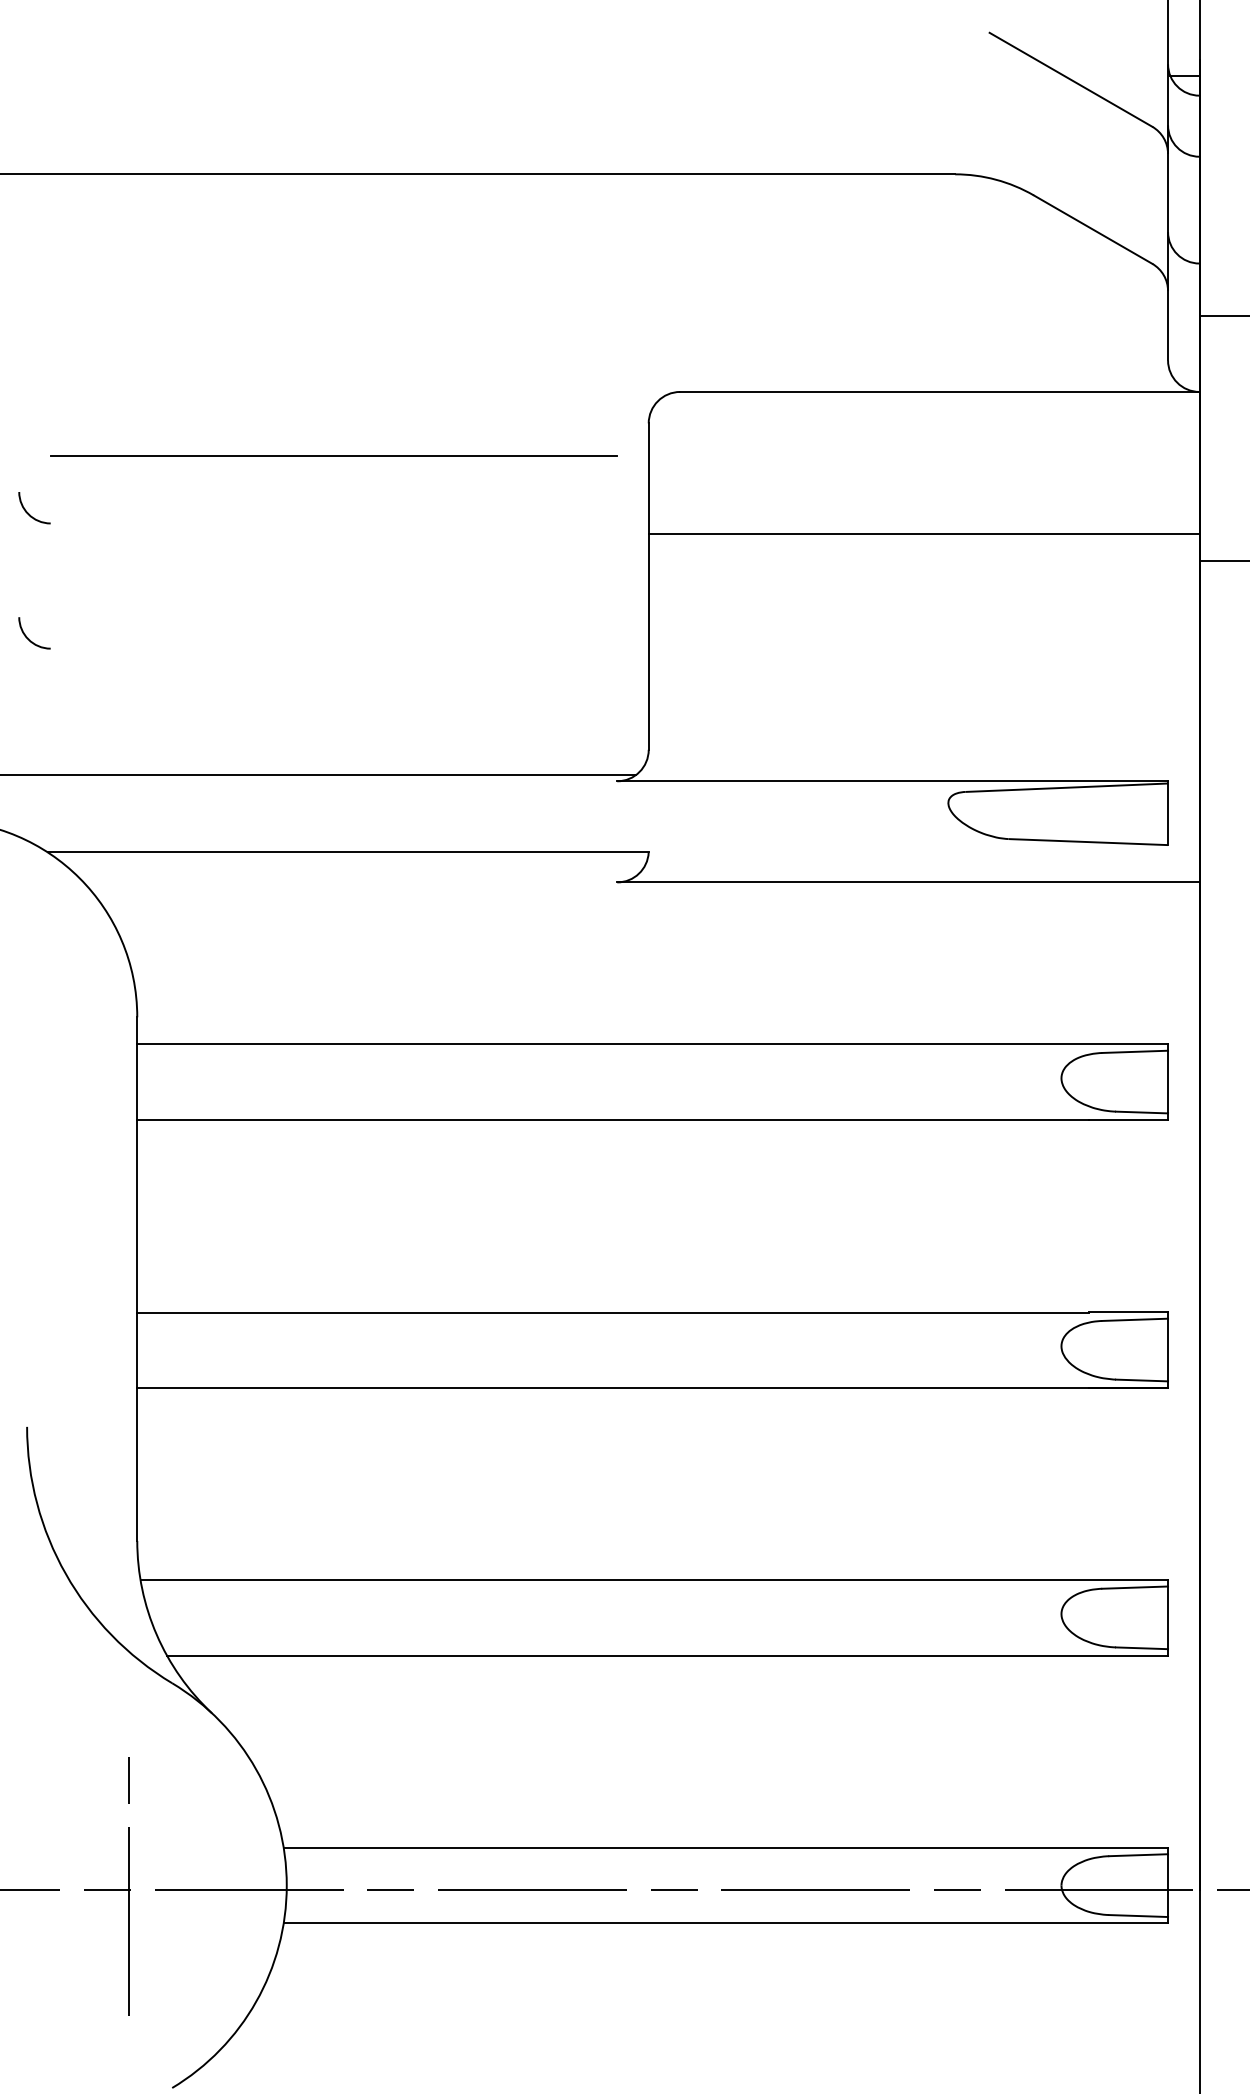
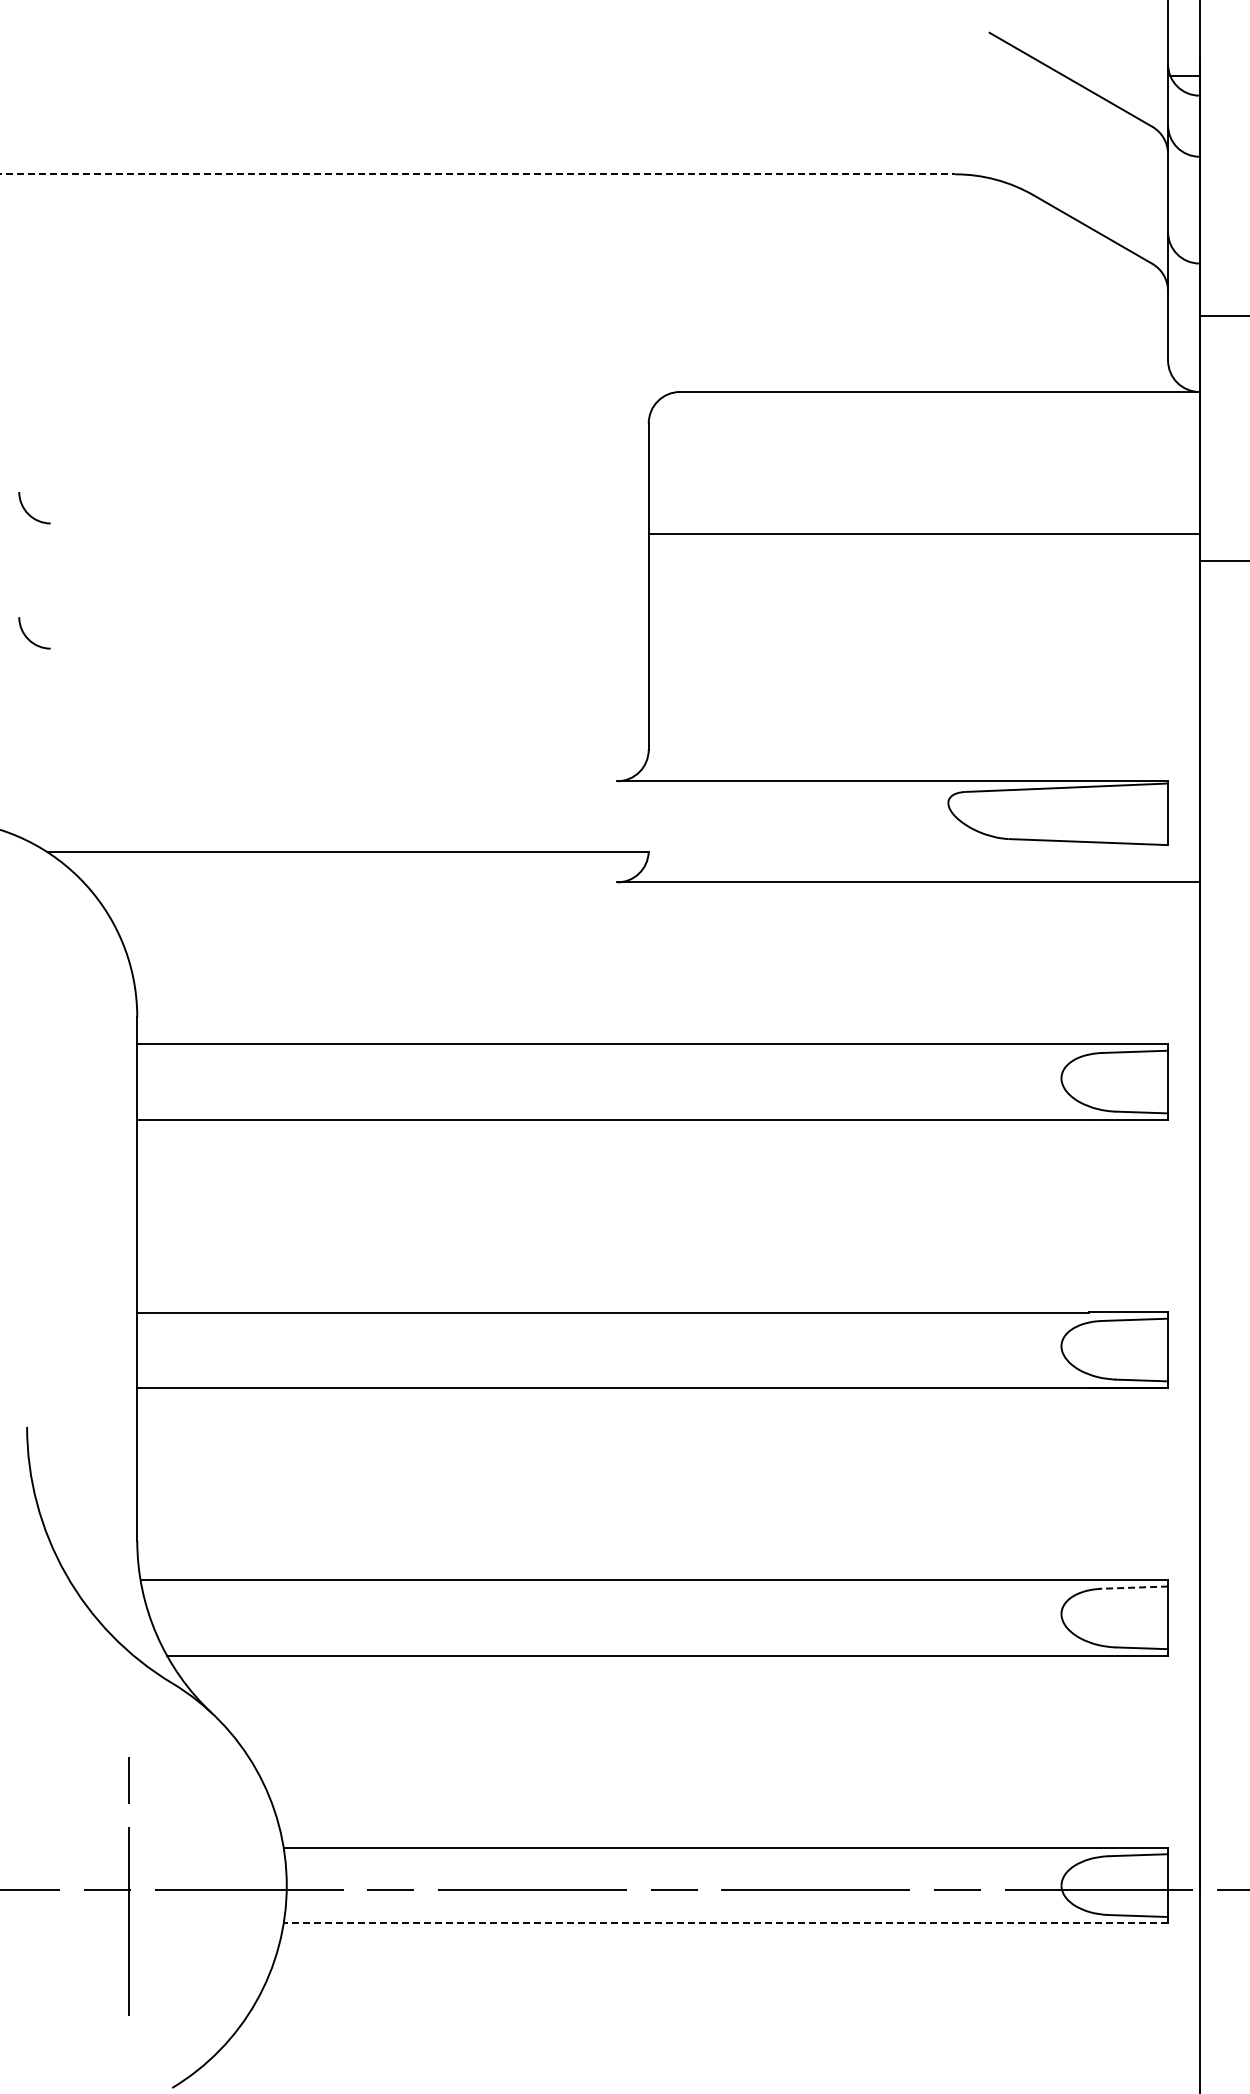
line: solid -> dashed (478, 174)
line: present -> none (333, 456)
line: present -> none (318, 775)
line: solid -> dashed (1135, 1587)
line: solid -> dashed (725, 1923)
